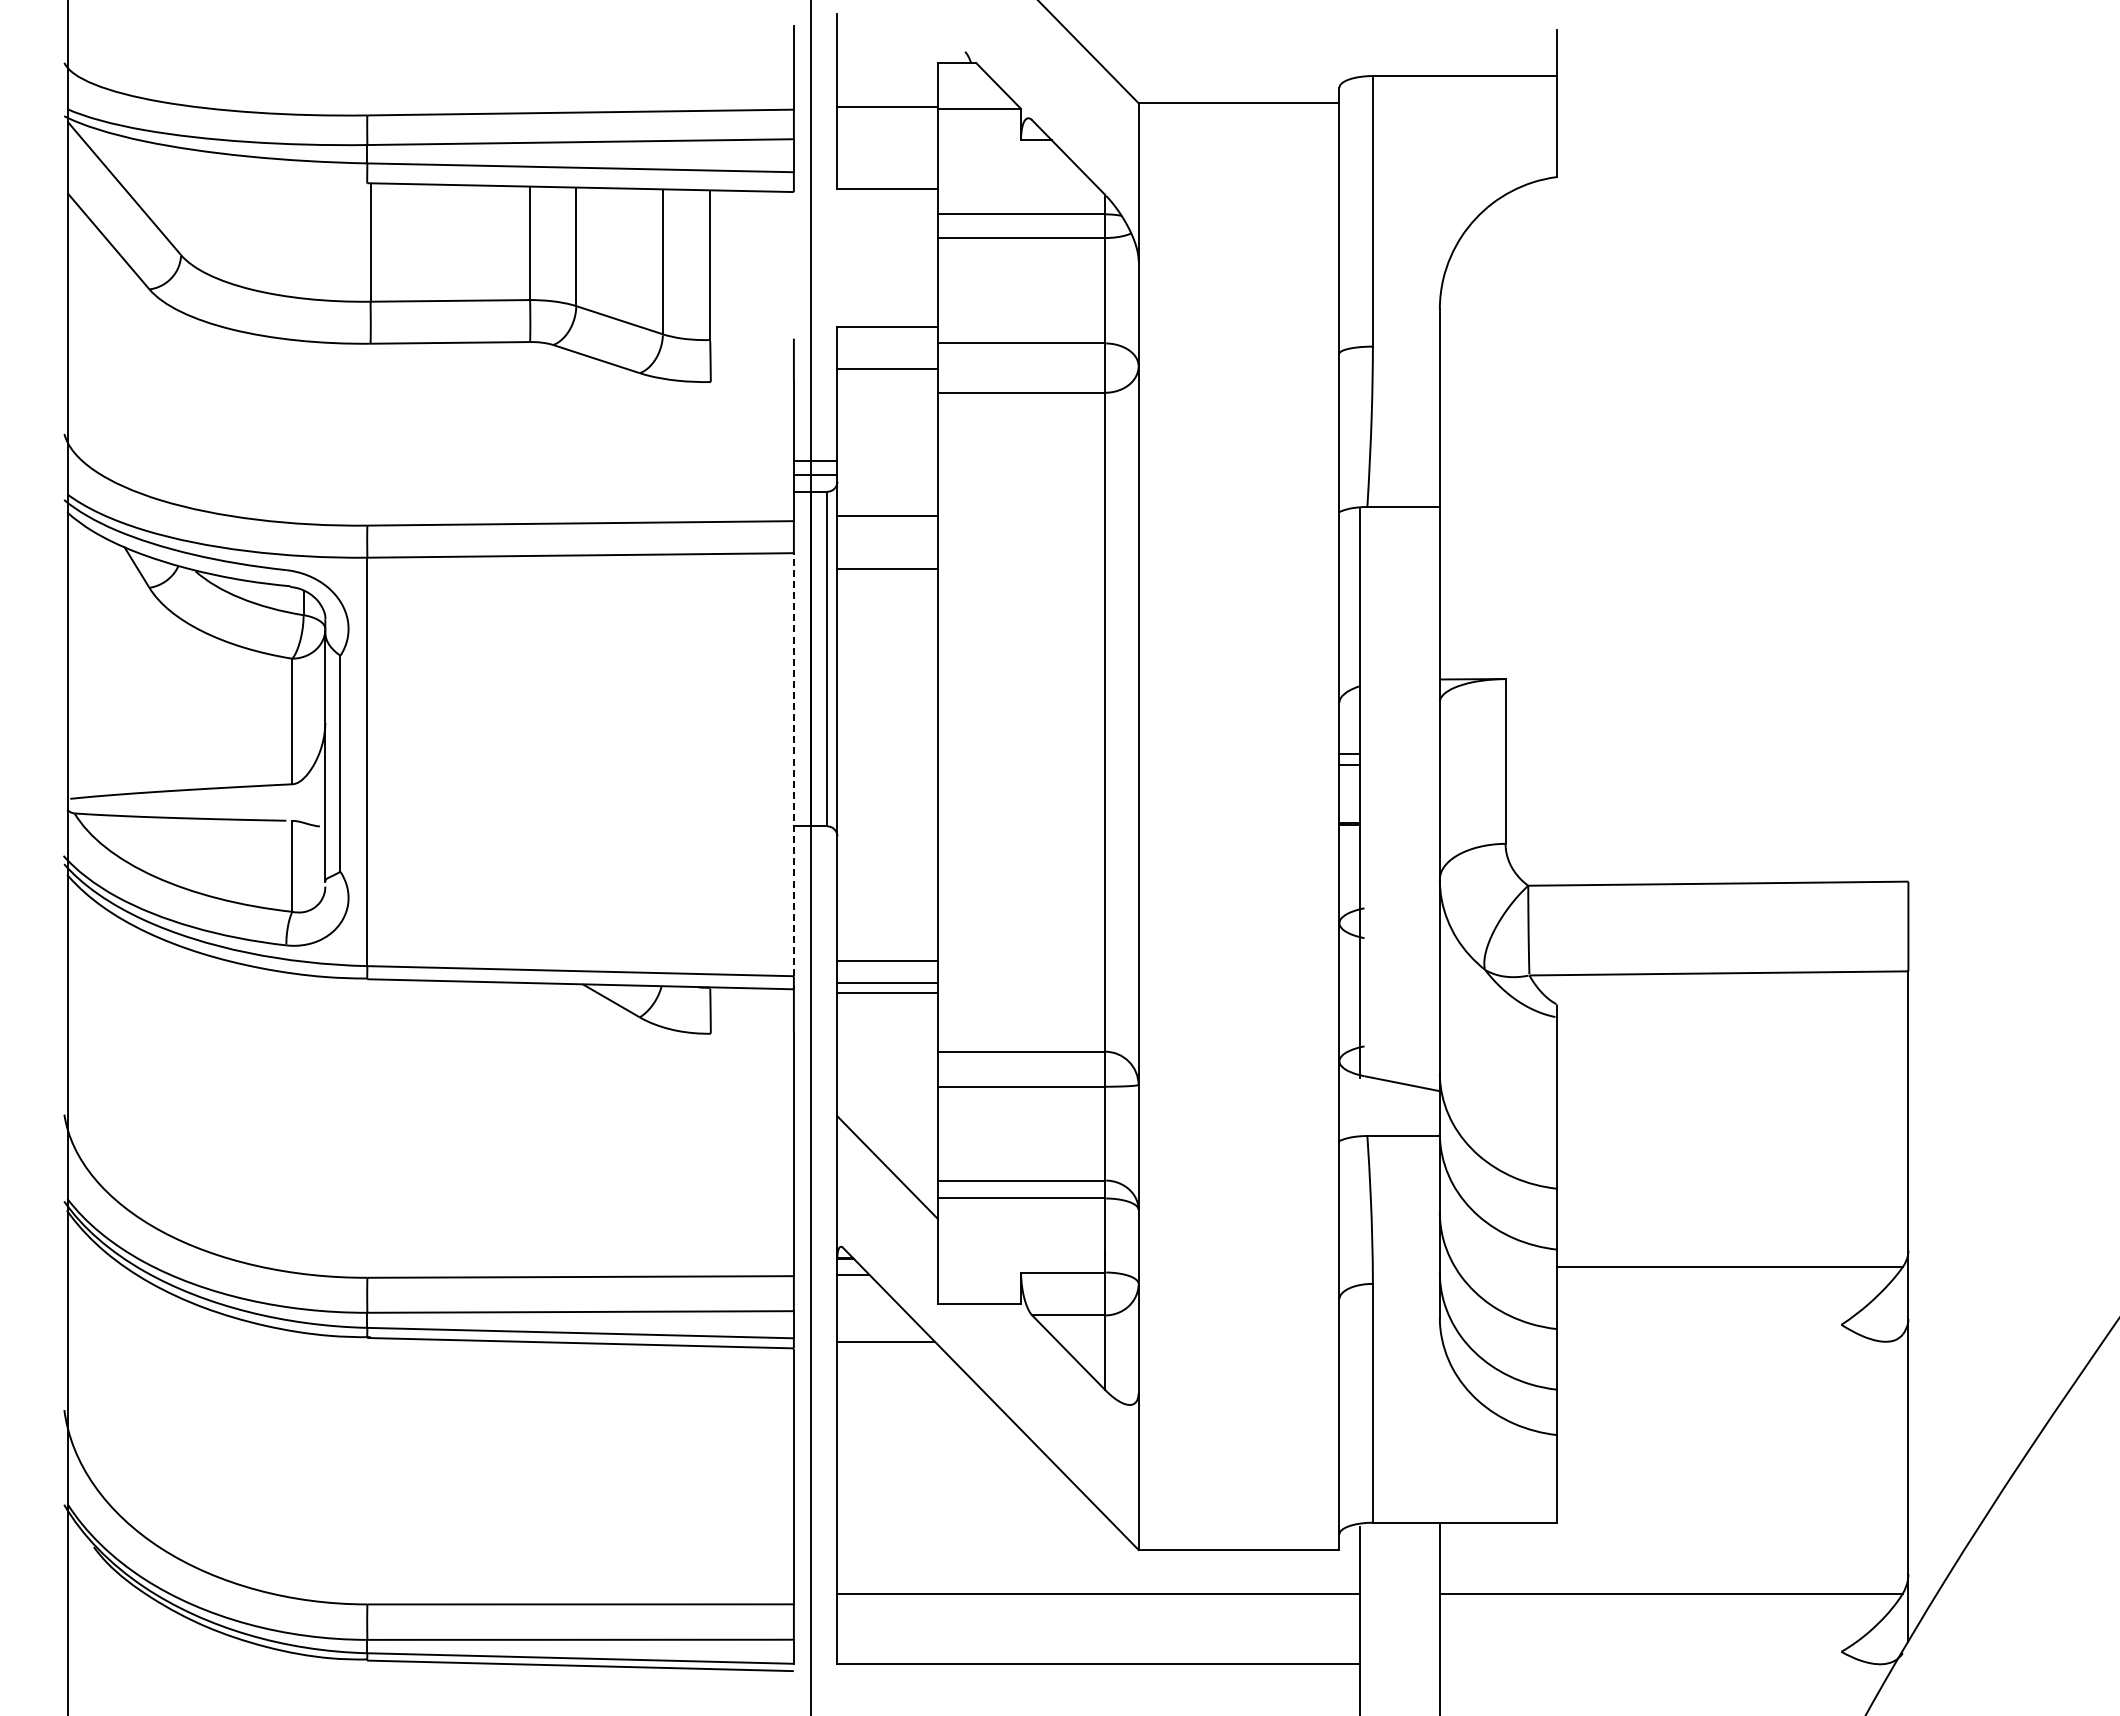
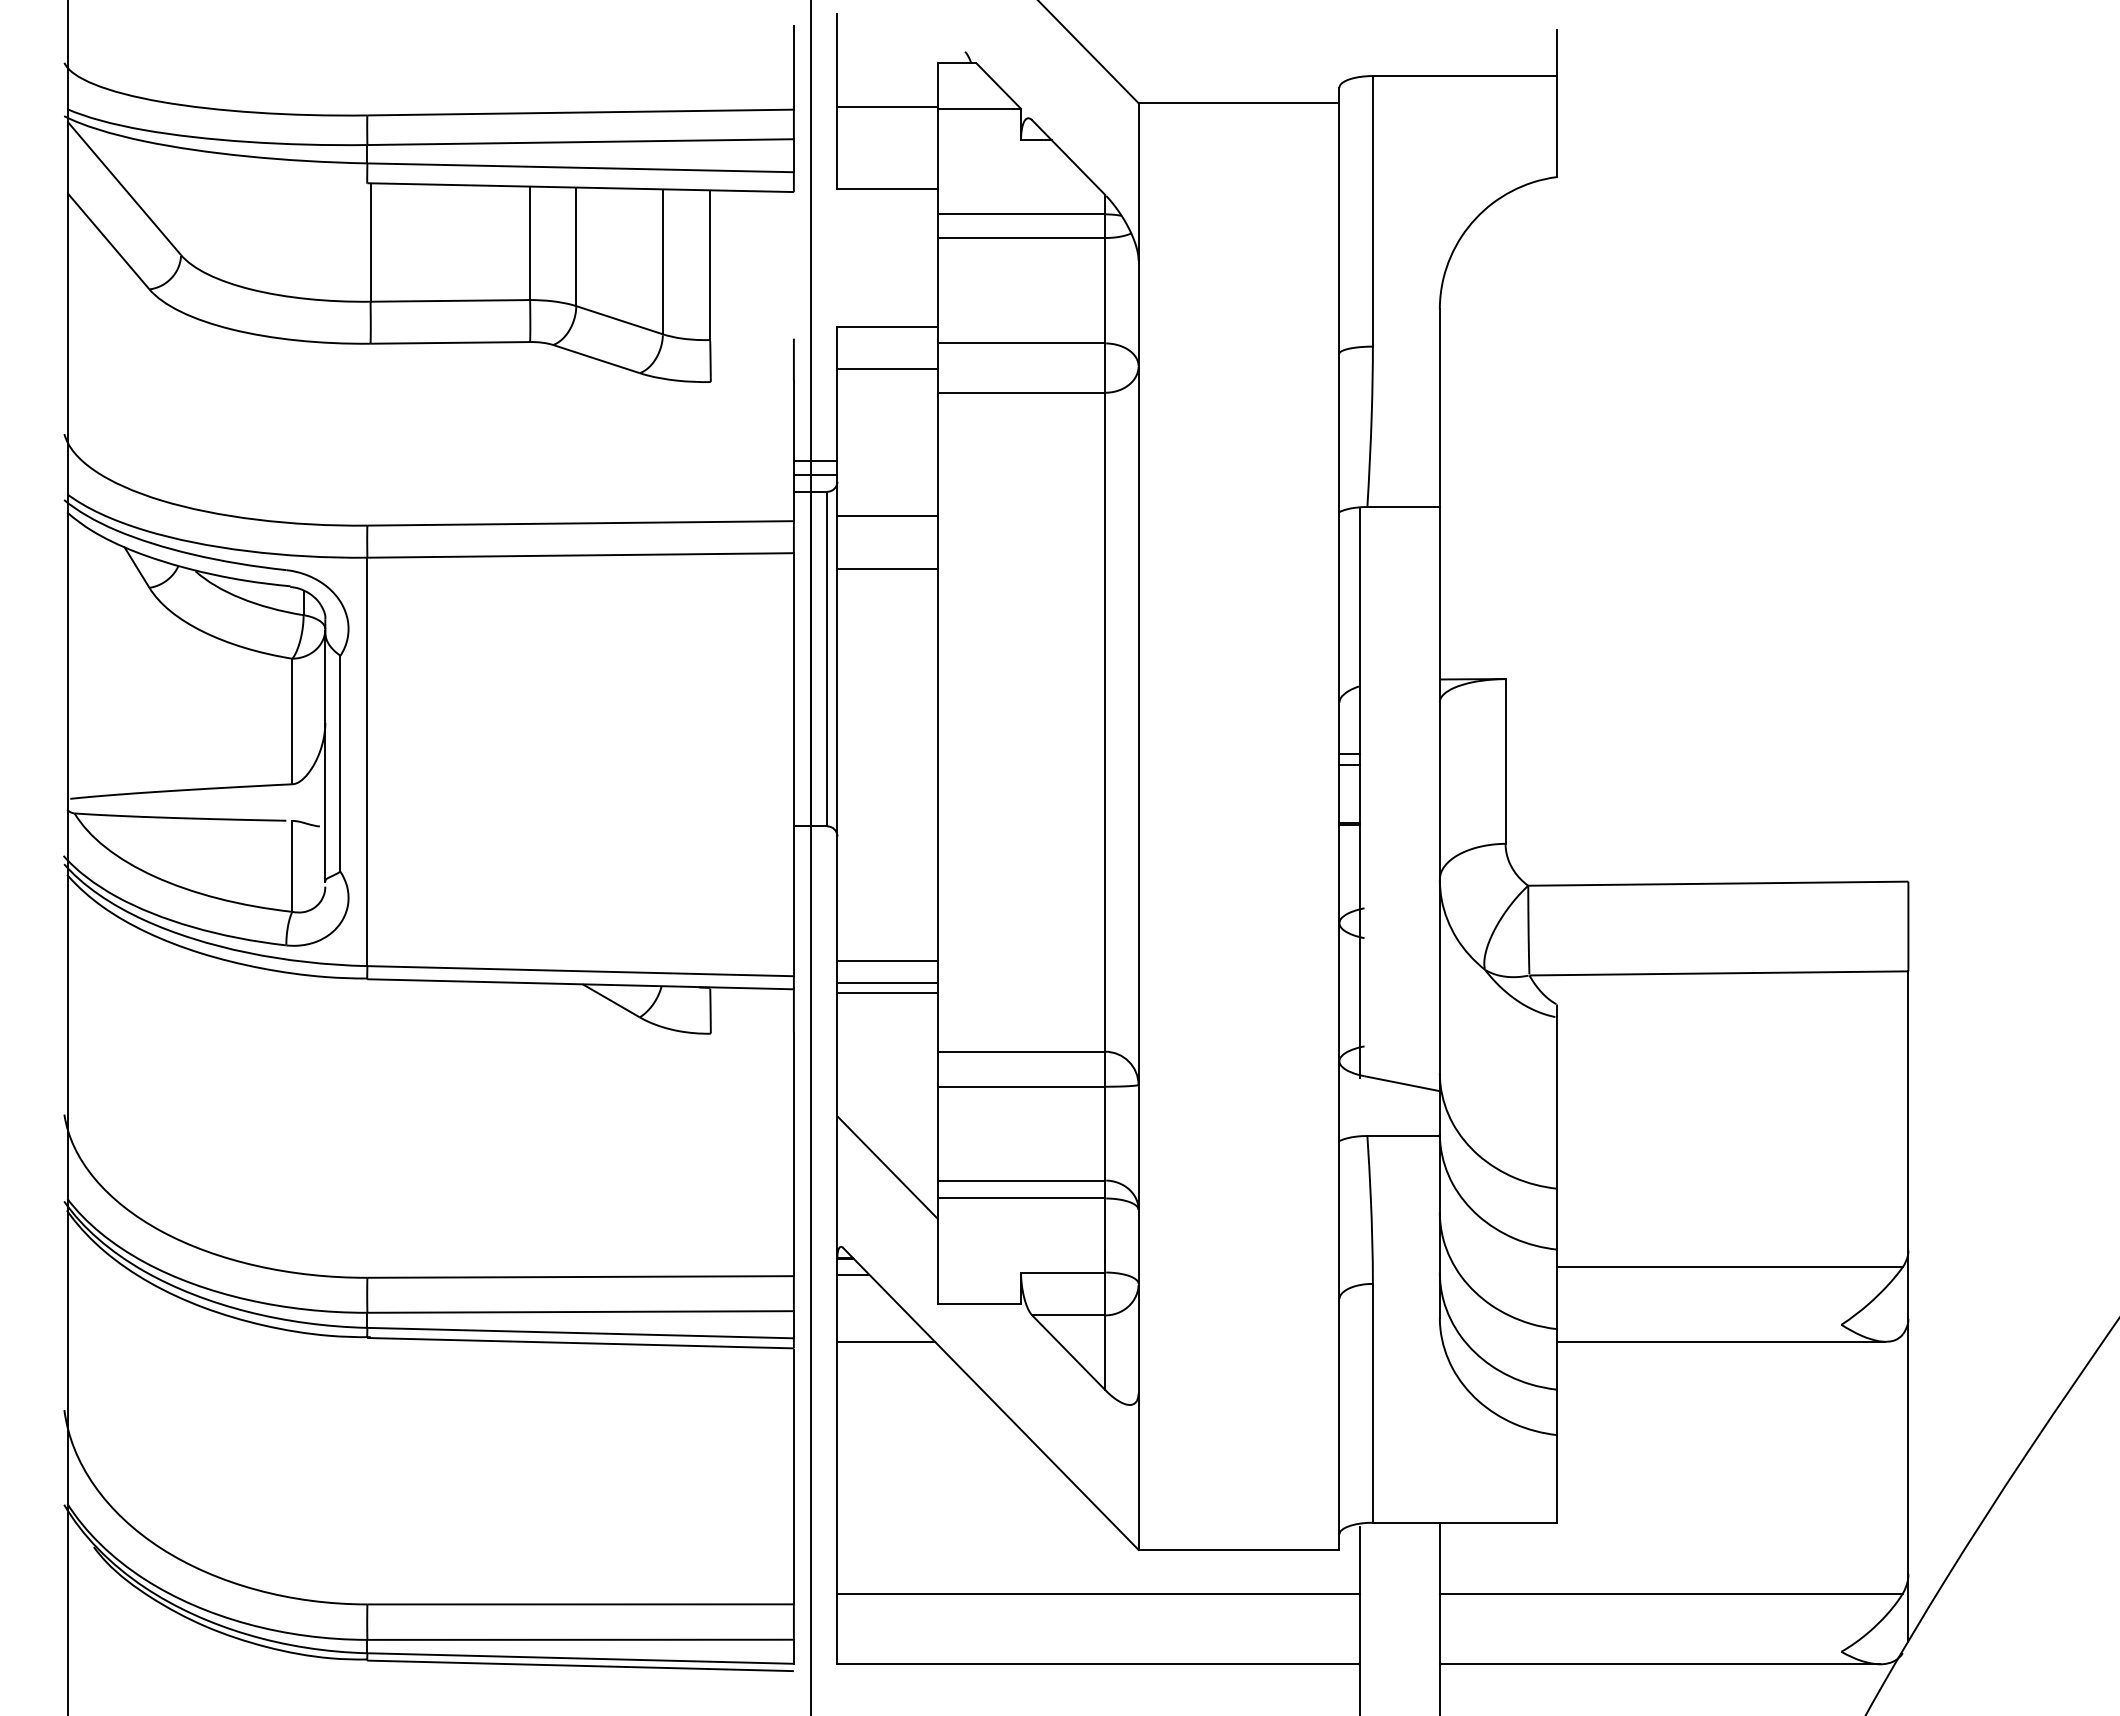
line: dashed -> solid (793, 764)
line: none -> present (1720, 1341)
line: none -> present (1659, 1664)
